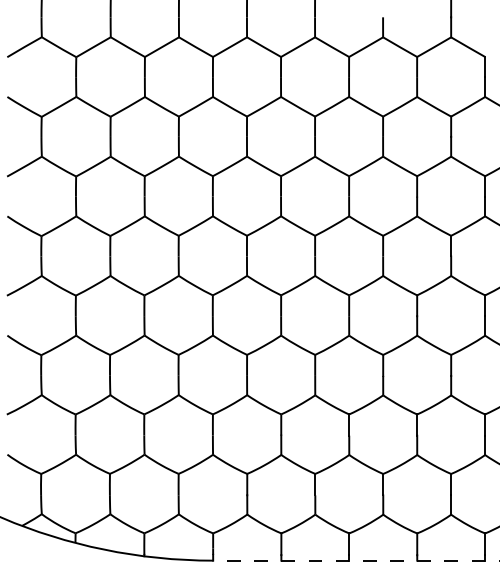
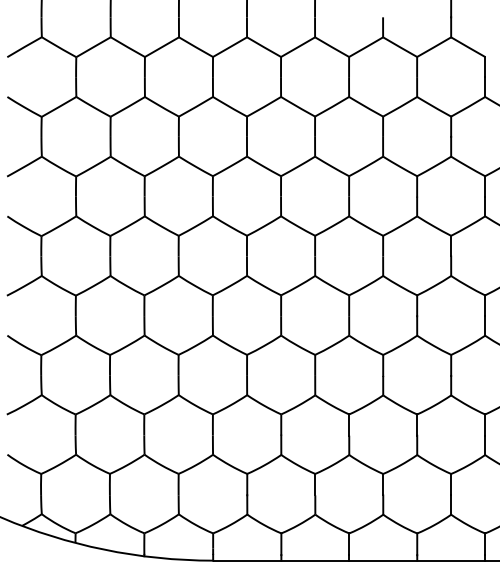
line: dashed -> solid (356, 560)
